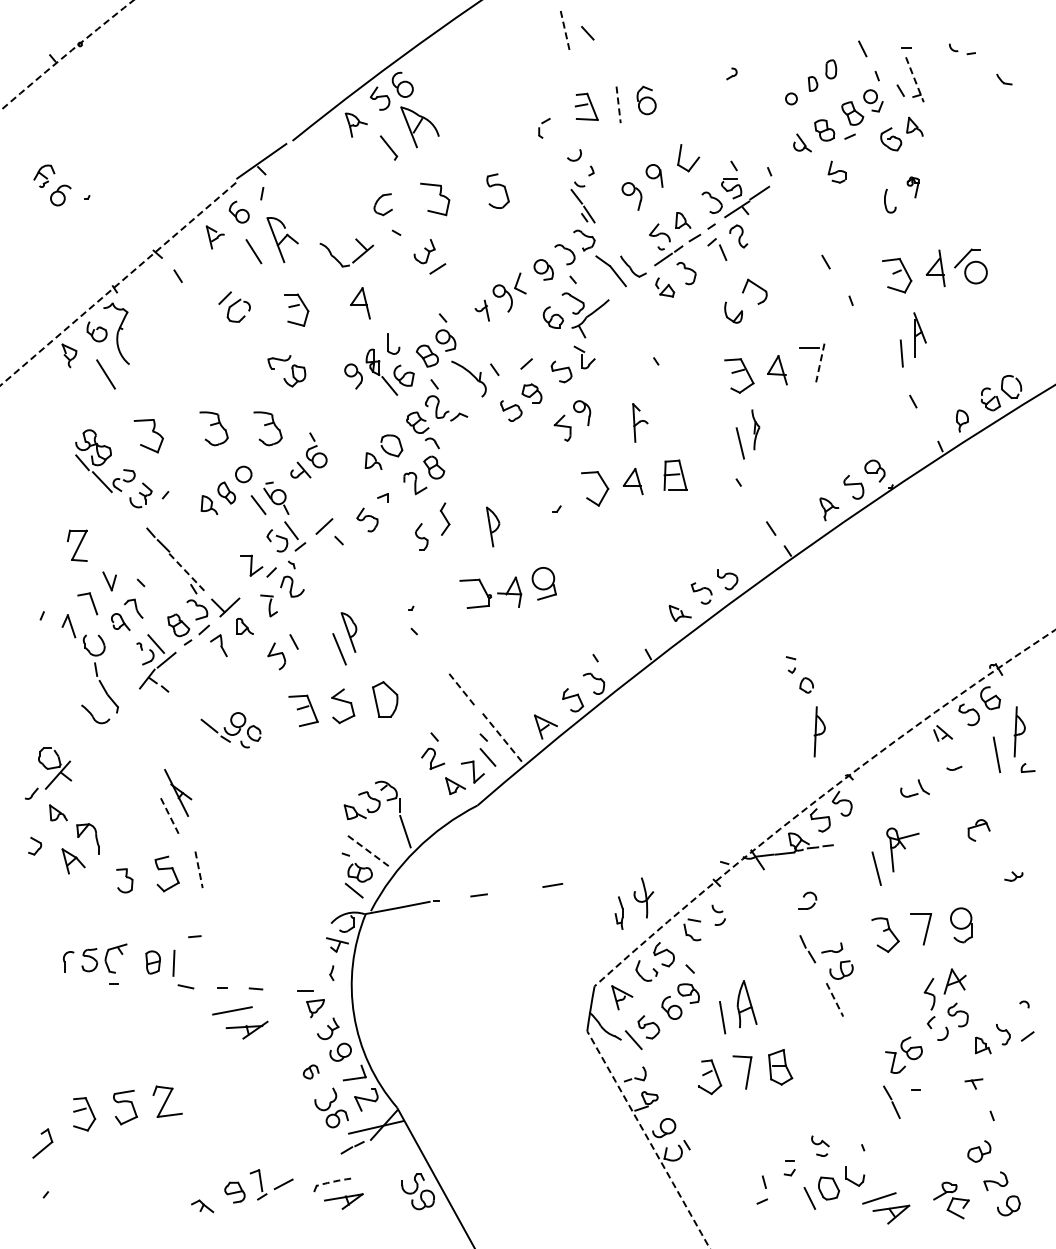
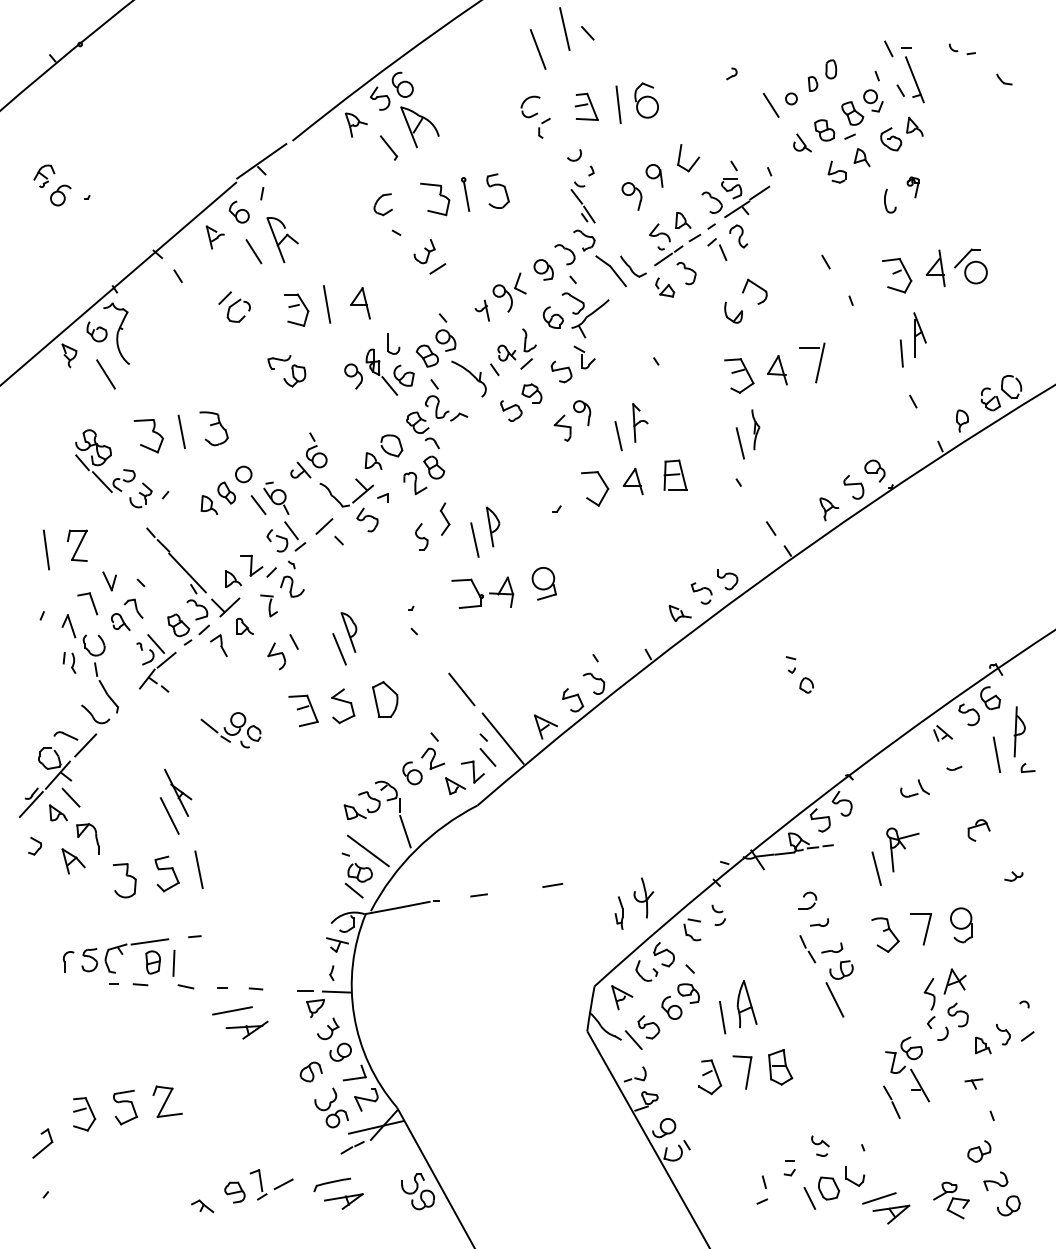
line: dashed -> solid (564, 28)
line position: (862, 48) -> (888, 48) (888, 48)
line: none -> present (537, 49)
arc: dashed -> solid (66, 54)
line: dashed -> solid (915, 80)
part size: 21x31 px -> 25x37 px (646, 100)
part: none -> present (524, 103)
line: none -> present (770, 104)
line: dashed -> solid (618, 105)
part: none -> present (861, 157)
part: none -> present (465, 194)
part position: (352, 261) -> (352, 501) (352, 501)
line: dashed -> solid (118, 284)
line: none -> present (326, 304)
part: none -> present (516, 344)
line: dashed -> solid (820, 362)
part: present -> none (267, 428)
line: none -> present (181, 431)
line: none -> present (618, 436)
line: none -> present (474, 539)
line: none -> present (46, 549)
line: dashed -> solid (187, 573)
part: none -> present (233, 578)
part position: (490, 592) -> (482, 592) (482, 592)
part: none -> present (69, 662)
line: dashed -> solid (462, 689)
part: present -> none (819, 731)
part: none -> present (65, 735)
line: dashed -> solid (503, 739)
line: none -> present (85, 745)
part: none -> present (412, 773)
line: none -> present (70, 797)
arc: dashed -> solid (818, 799)
line: none -> present (30, 804)
line: dashed -> solid (169, 815)
line: dashed -> solid (368, 851)
line: dashed -> solid (199, 869)
part size: 18x26 px -> 24x36 px (124, 880)
part: none -> present (819, 922)
line: none -> present (149, 941)
line: none -> present (140, 984)
line: none -> present (336, 991)
line: dashed -> solid (834, 999)
part size: 18x16 px -> 24x22 px (310, 1071)
line: none -> present (920, 1085)
arc: dashed -> solid (648, 1140)
arc: dashed -> solid (333, 1181)
